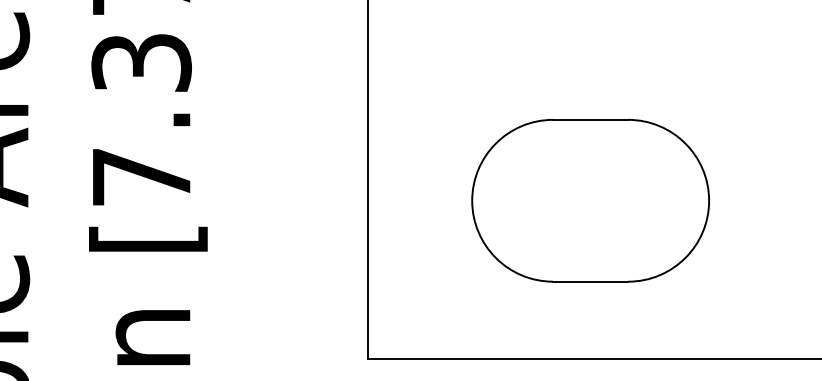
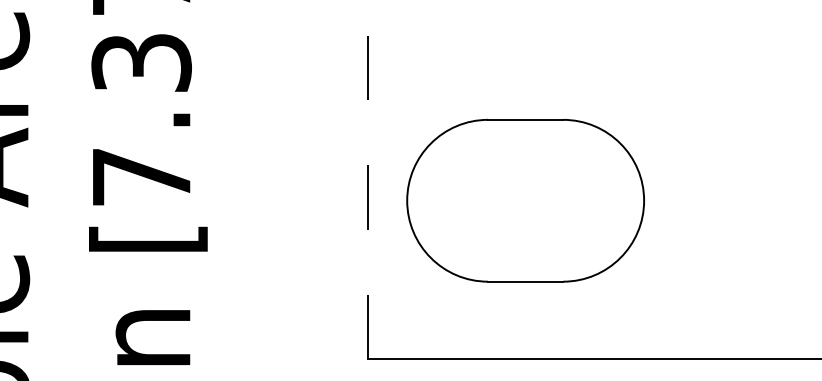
line: solid -> dashed (367, 179)
part position: (590, 200) -> (525, 200) (525, 200)
